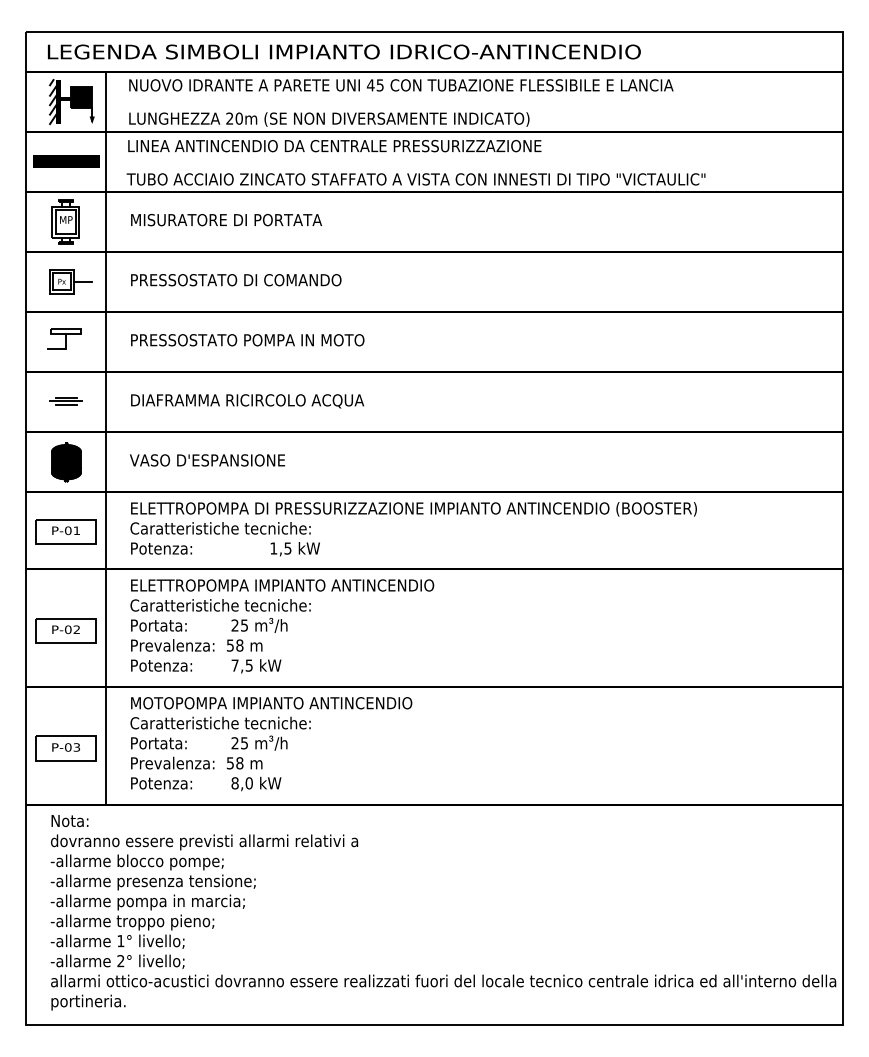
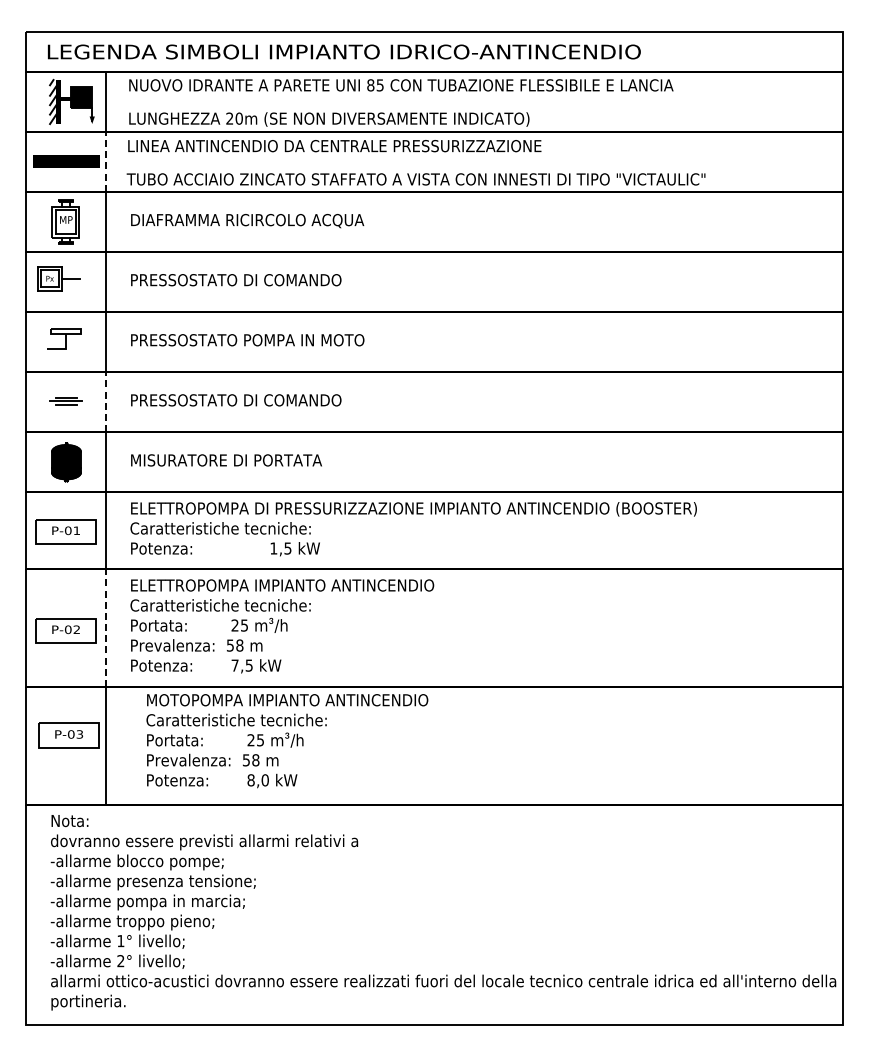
text: 45 -> 85 (370, 85)
line: solid -> dashed (105, 161)
text: MISURATORE DI PORTATA -> DIAFRAMMA RICIRCOLO ACQUA (248, 220)
part position: (70, 281) -> (58, 278) (58, 278)
line: solid -> dashed (105, 401)
text: DIAFRAMMA RICIRCOLO ACQUA -> PRESSOSTATO DI COMANDO (248, 401)
text: VASO D'ESPANSIONE -> MISURATORE DI PORTATA (225, 460)
line: solid -> dashed (105, 628)
text position: (271, 744) -> (287, 741) (287, 741)
part position: (65, 748) -> (68, 735) (68, 735)
